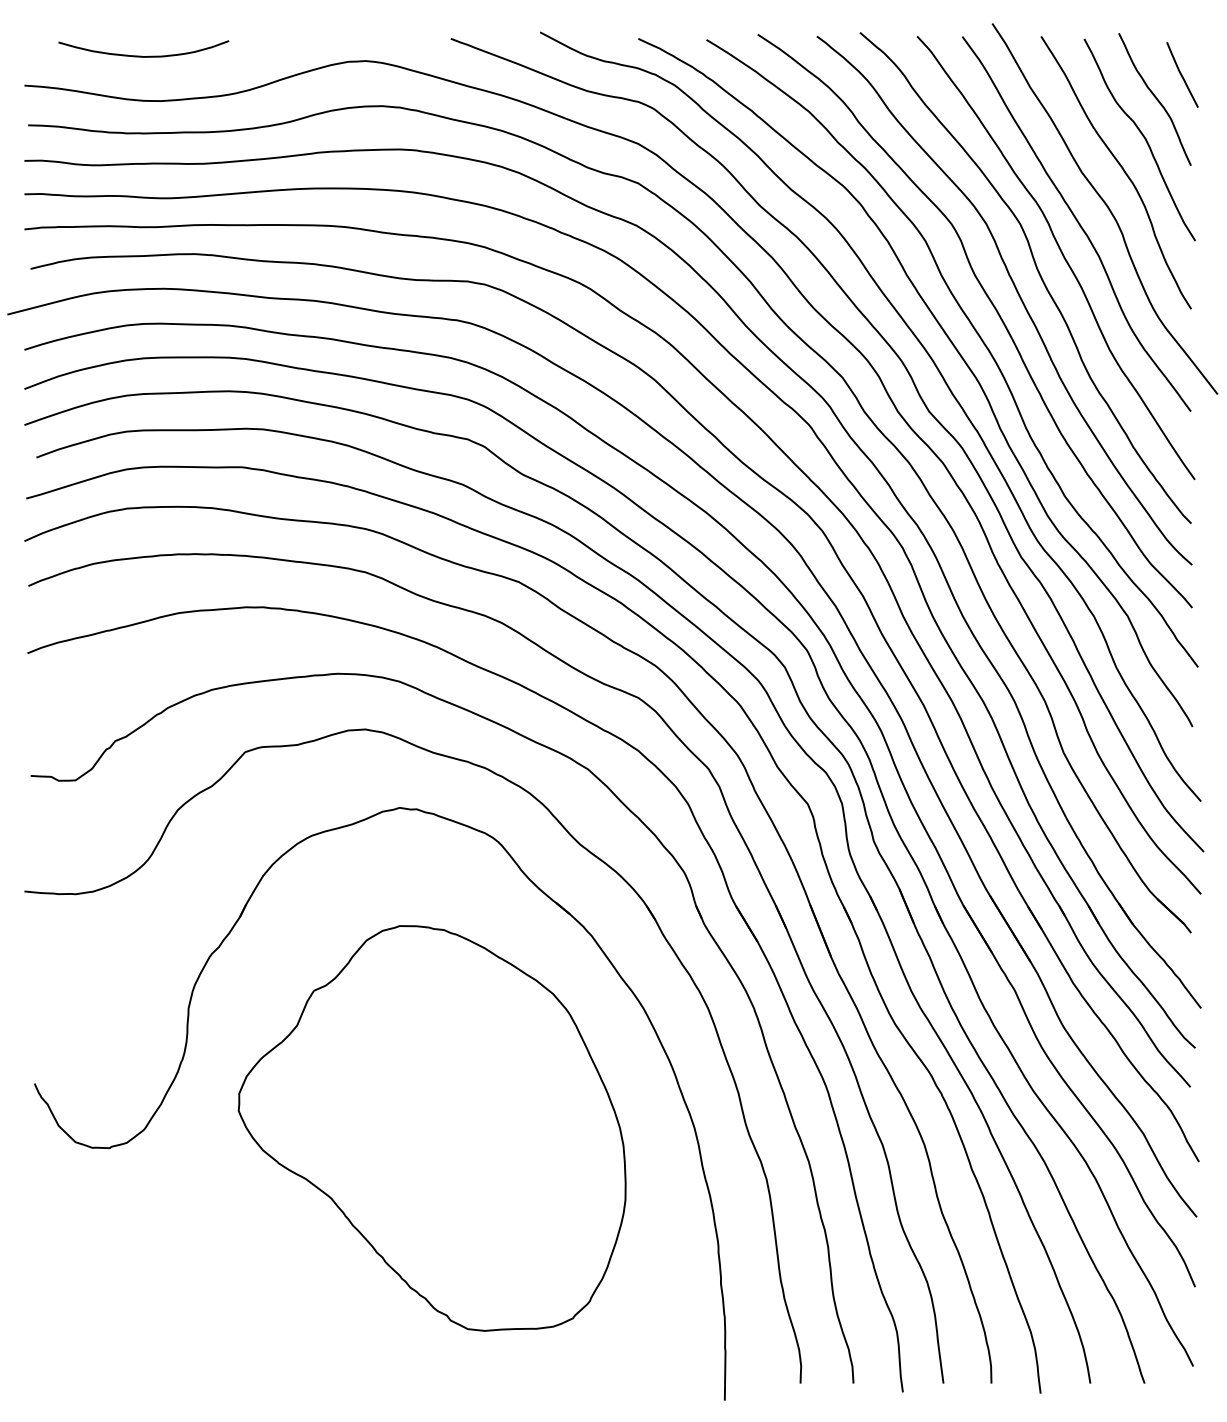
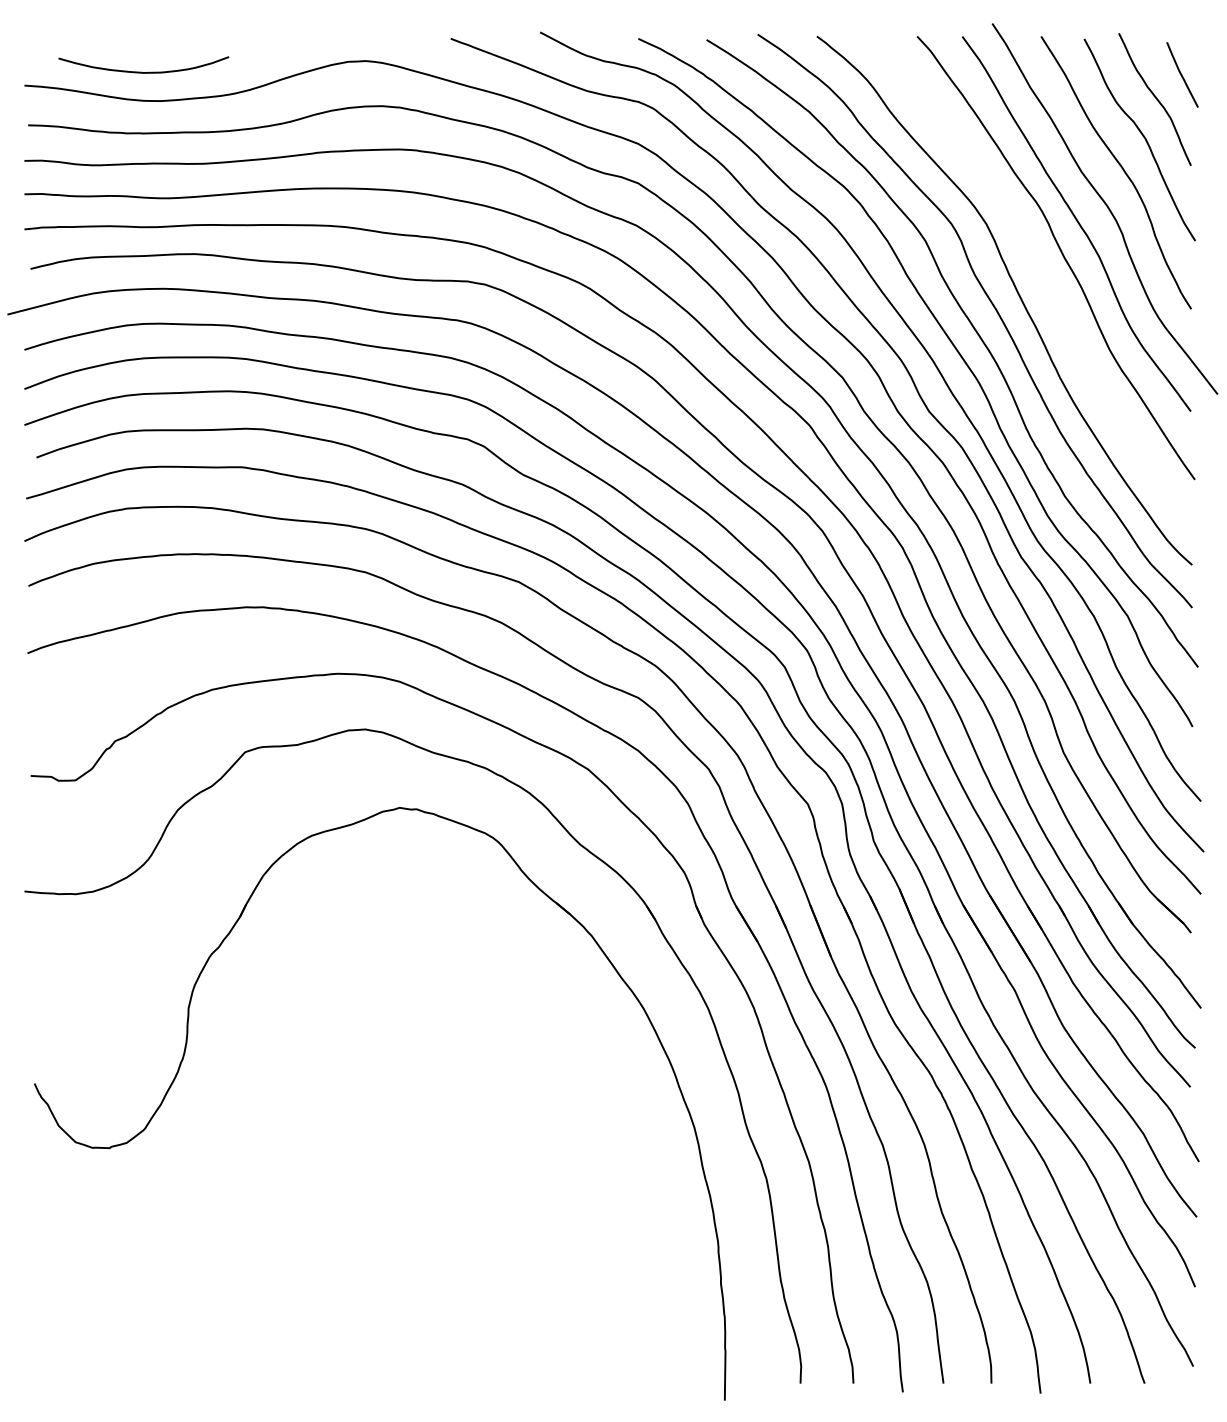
curve position: (141, 55) -> (141, 71) (141, 71)
curve: present -> none (1038, 274)
part: present -> none (431, 1128)
